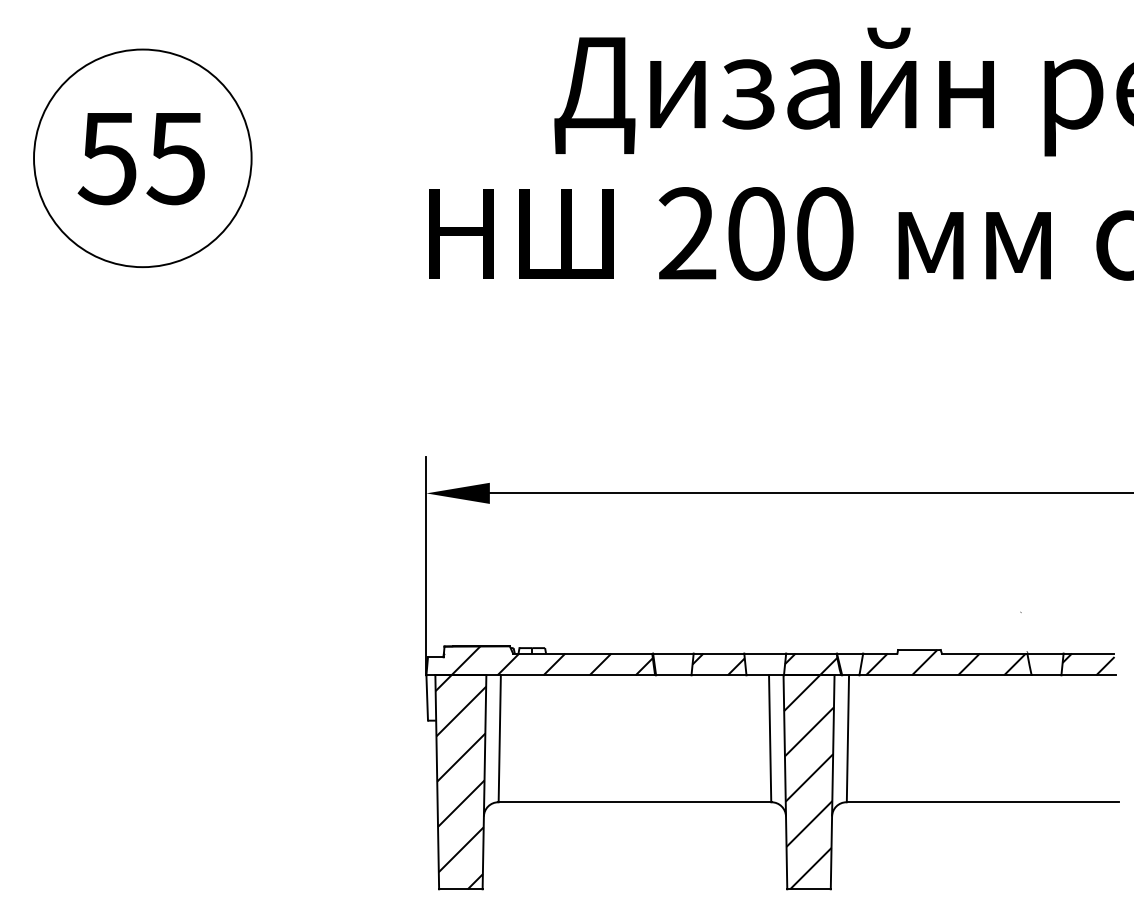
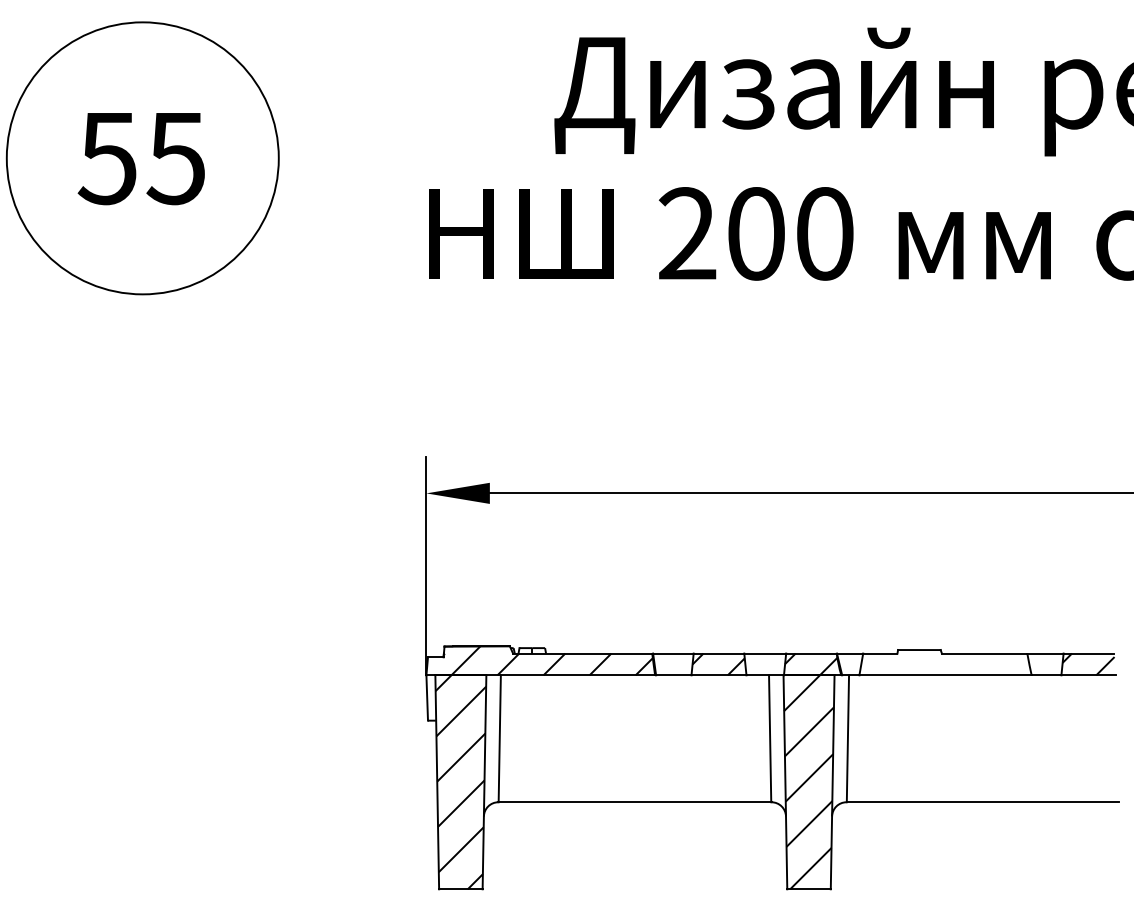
circle diameter: 218 px -> 272 px (142, 158)
hatch: present -> none (946, 643)
